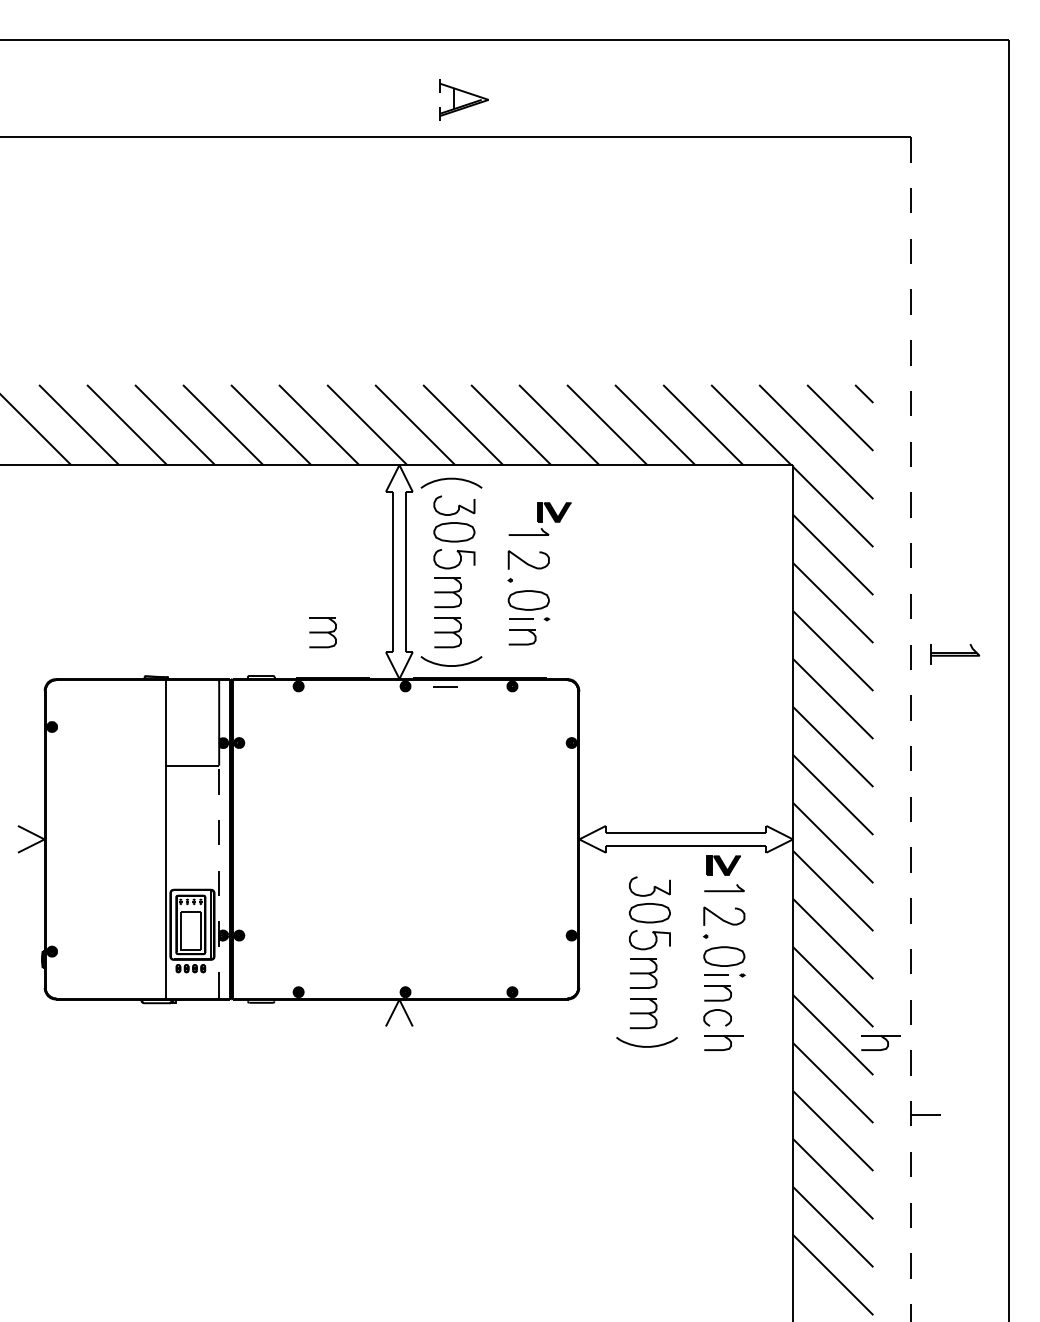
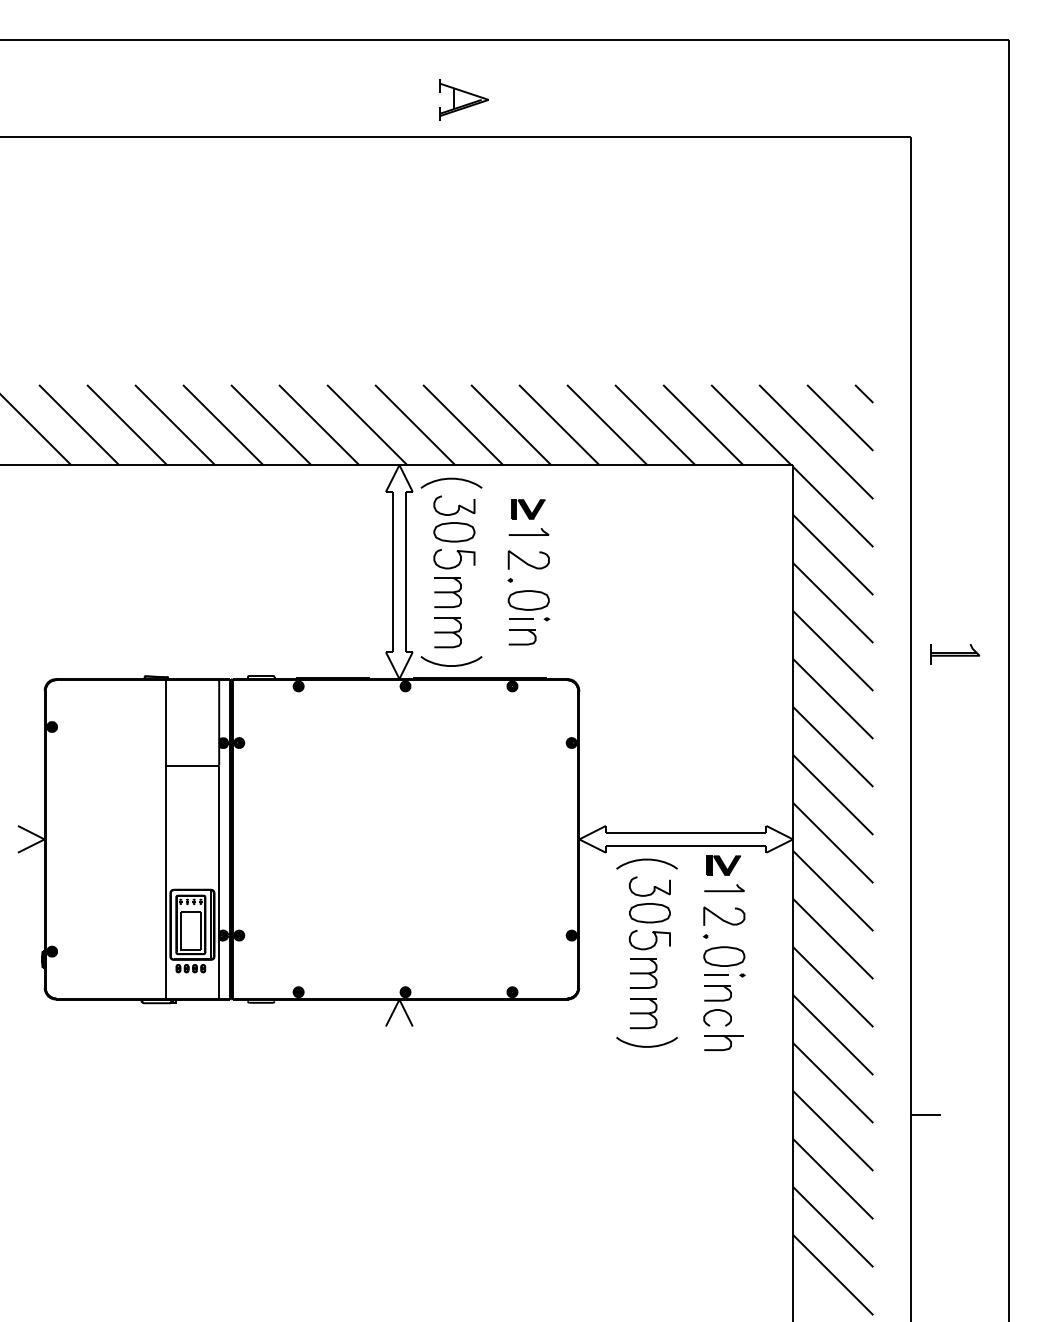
part position: (554, 512) -> (528, 509) (528, 509)
part: present -> none (322, 632)
line: present -> none (445, 686)
line: dashed -> solid (911, 729)
curve: none -> present (646, 860)
line: dashed -> solid (219, 881)
part: present -> none (880, 1042)
